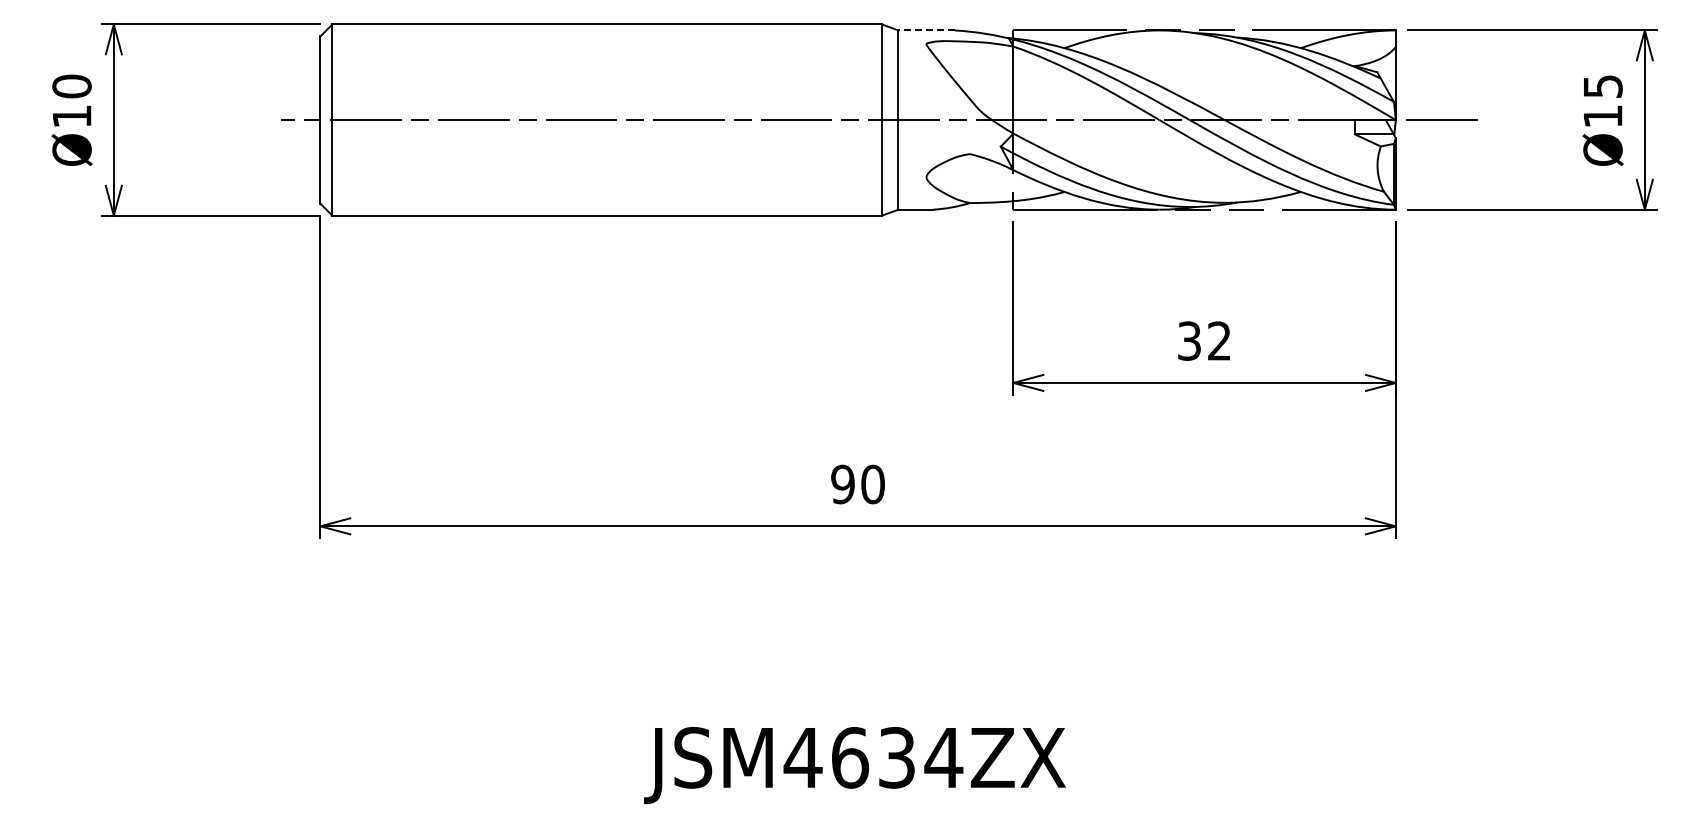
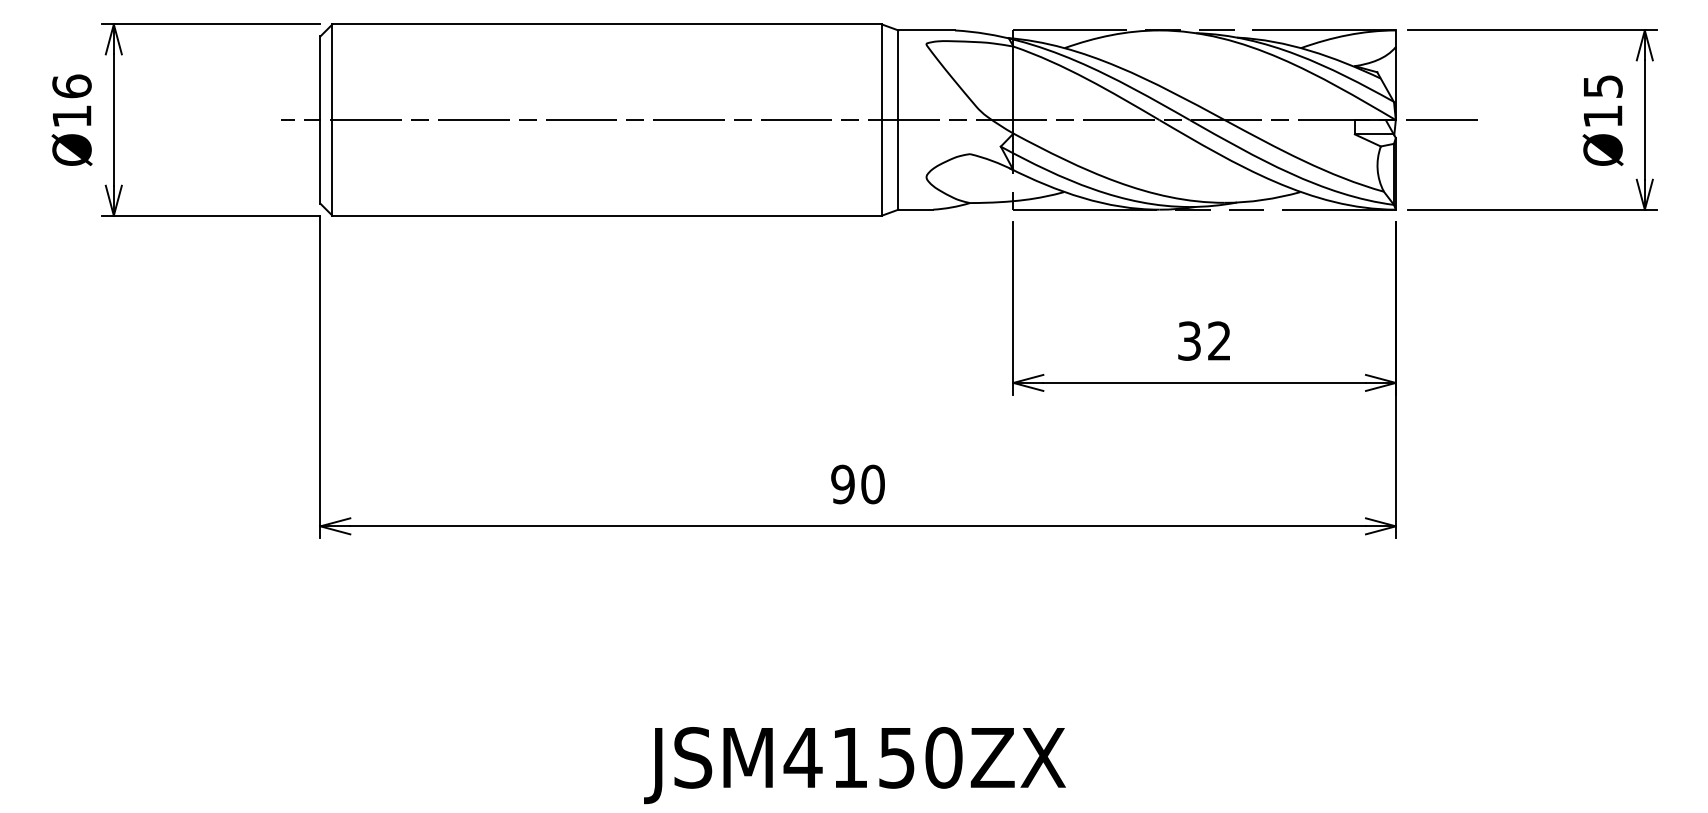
line: dashed -> solid (926, 30)
text: Ø10 -> Ø16 (71, 86)
text: JSM4634ZX -> JSM4150ZX (897, 757)
